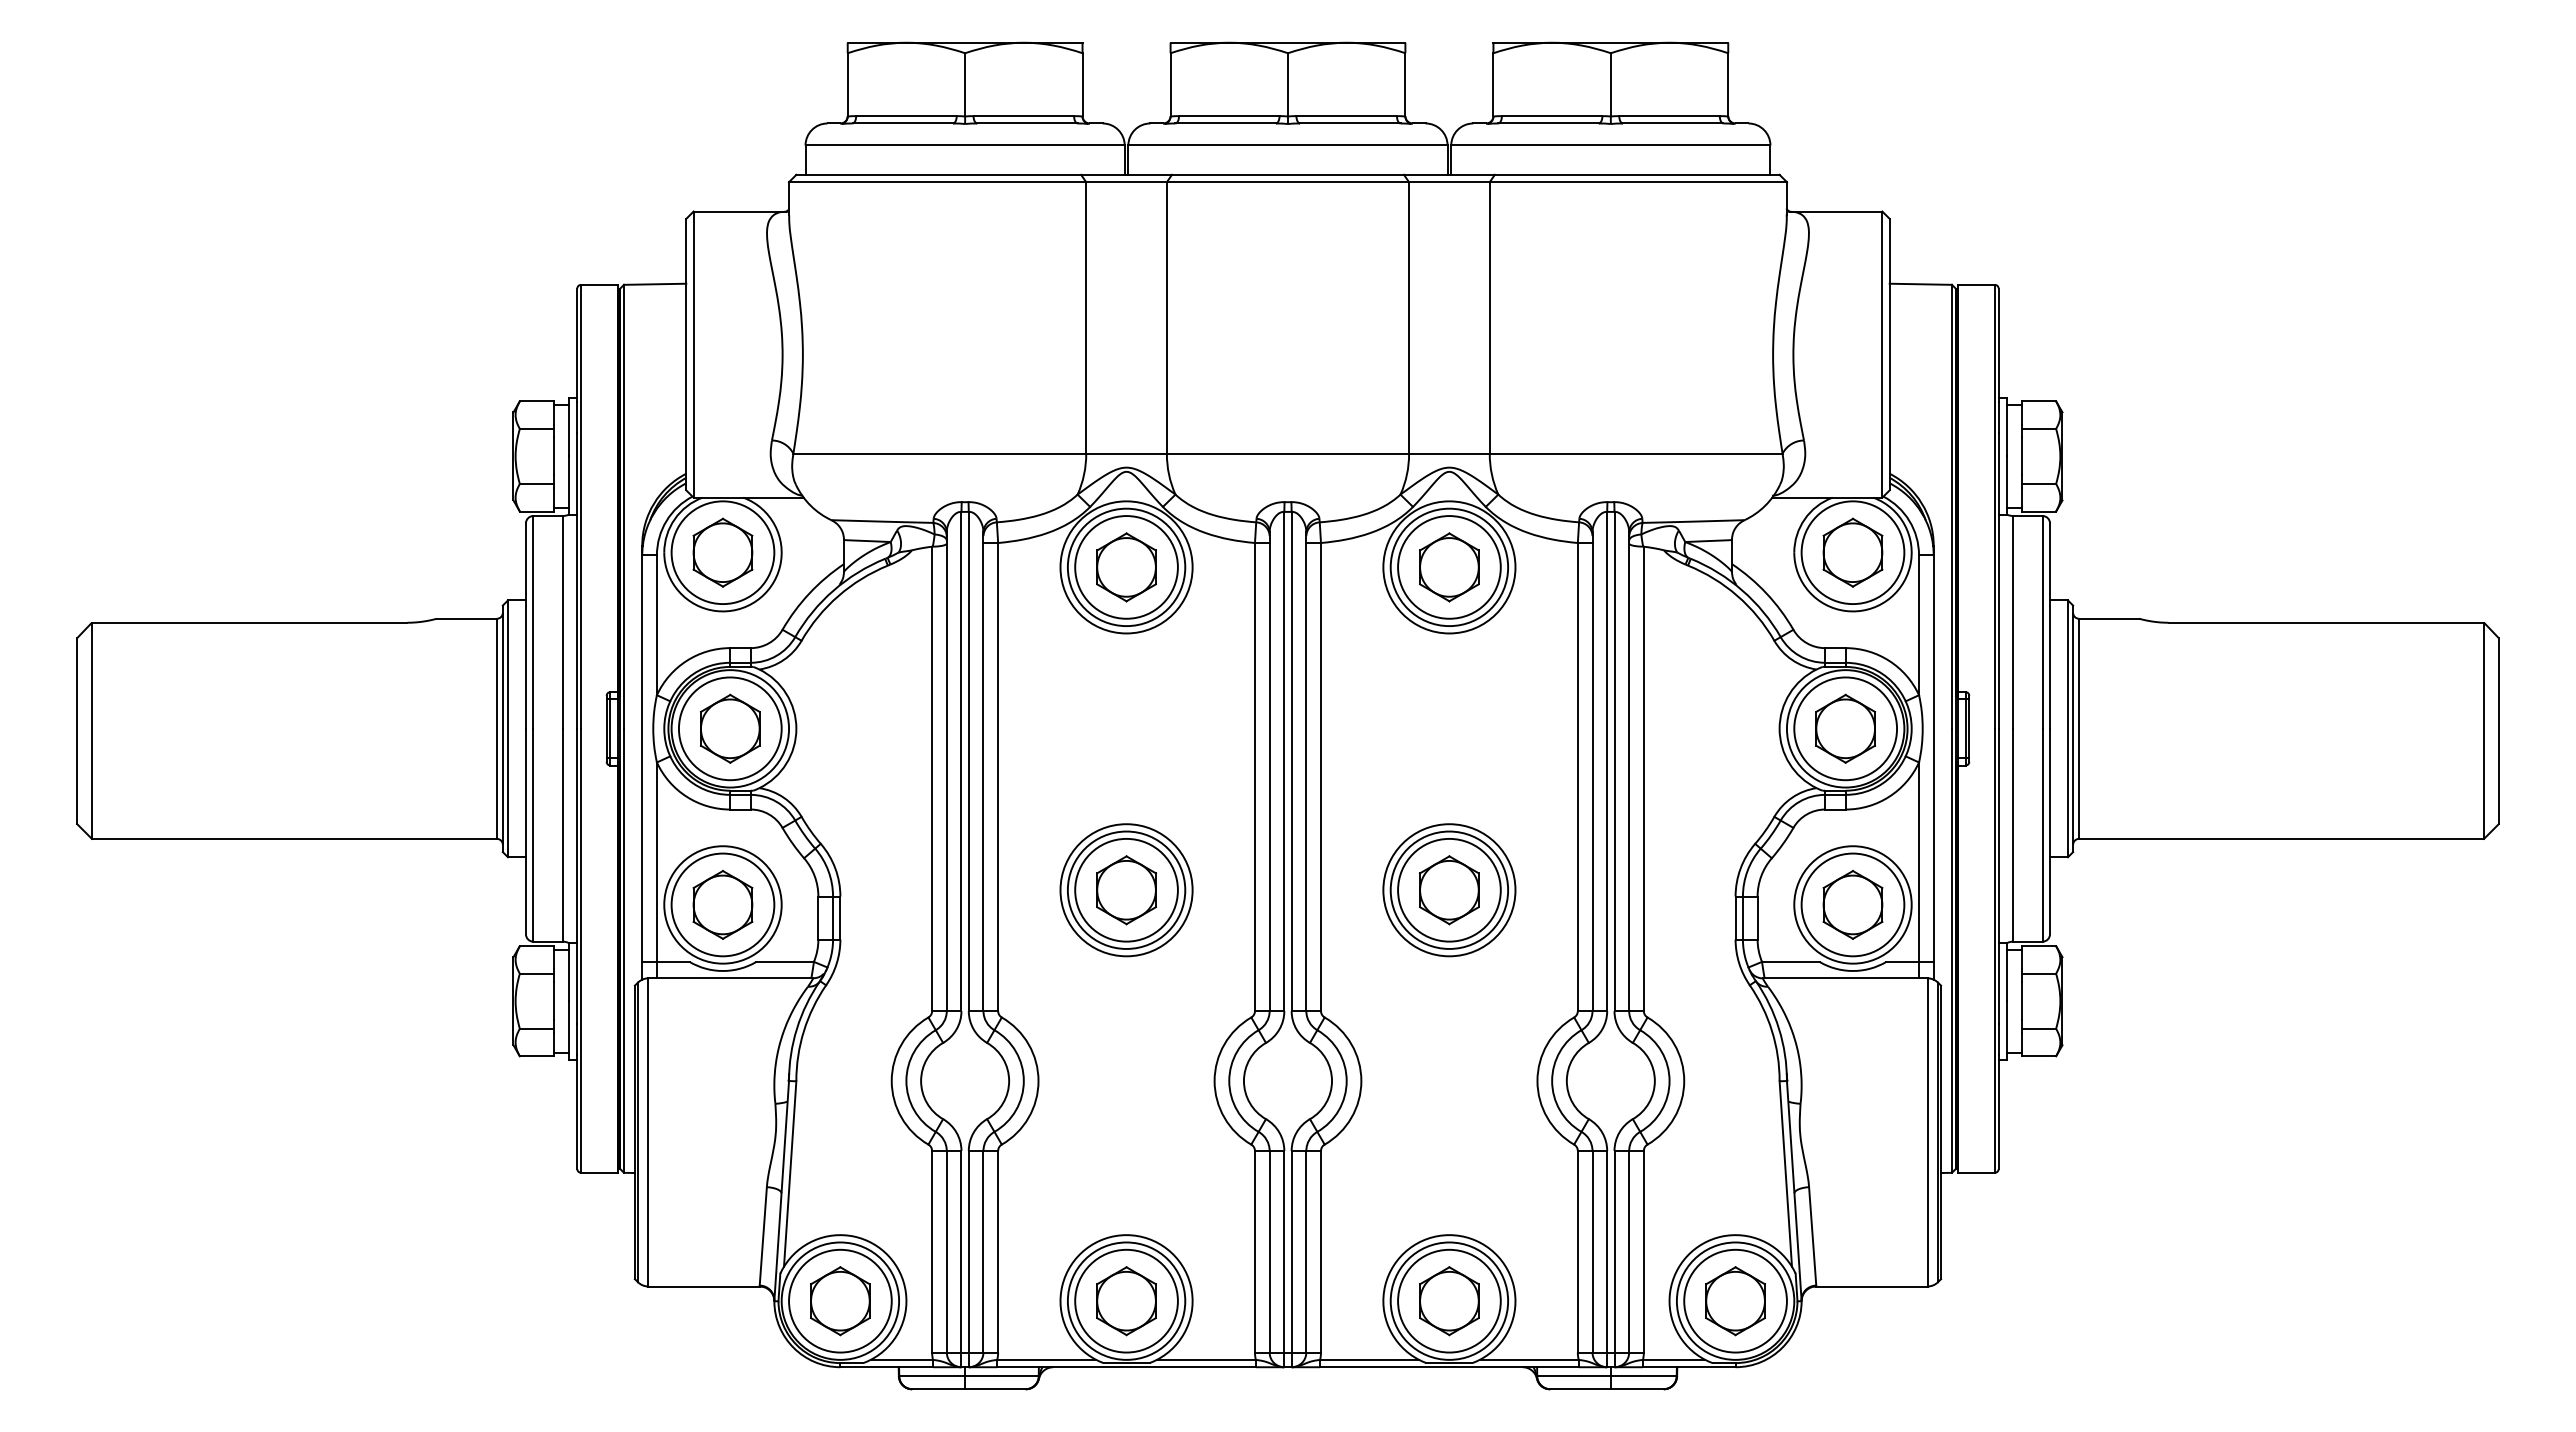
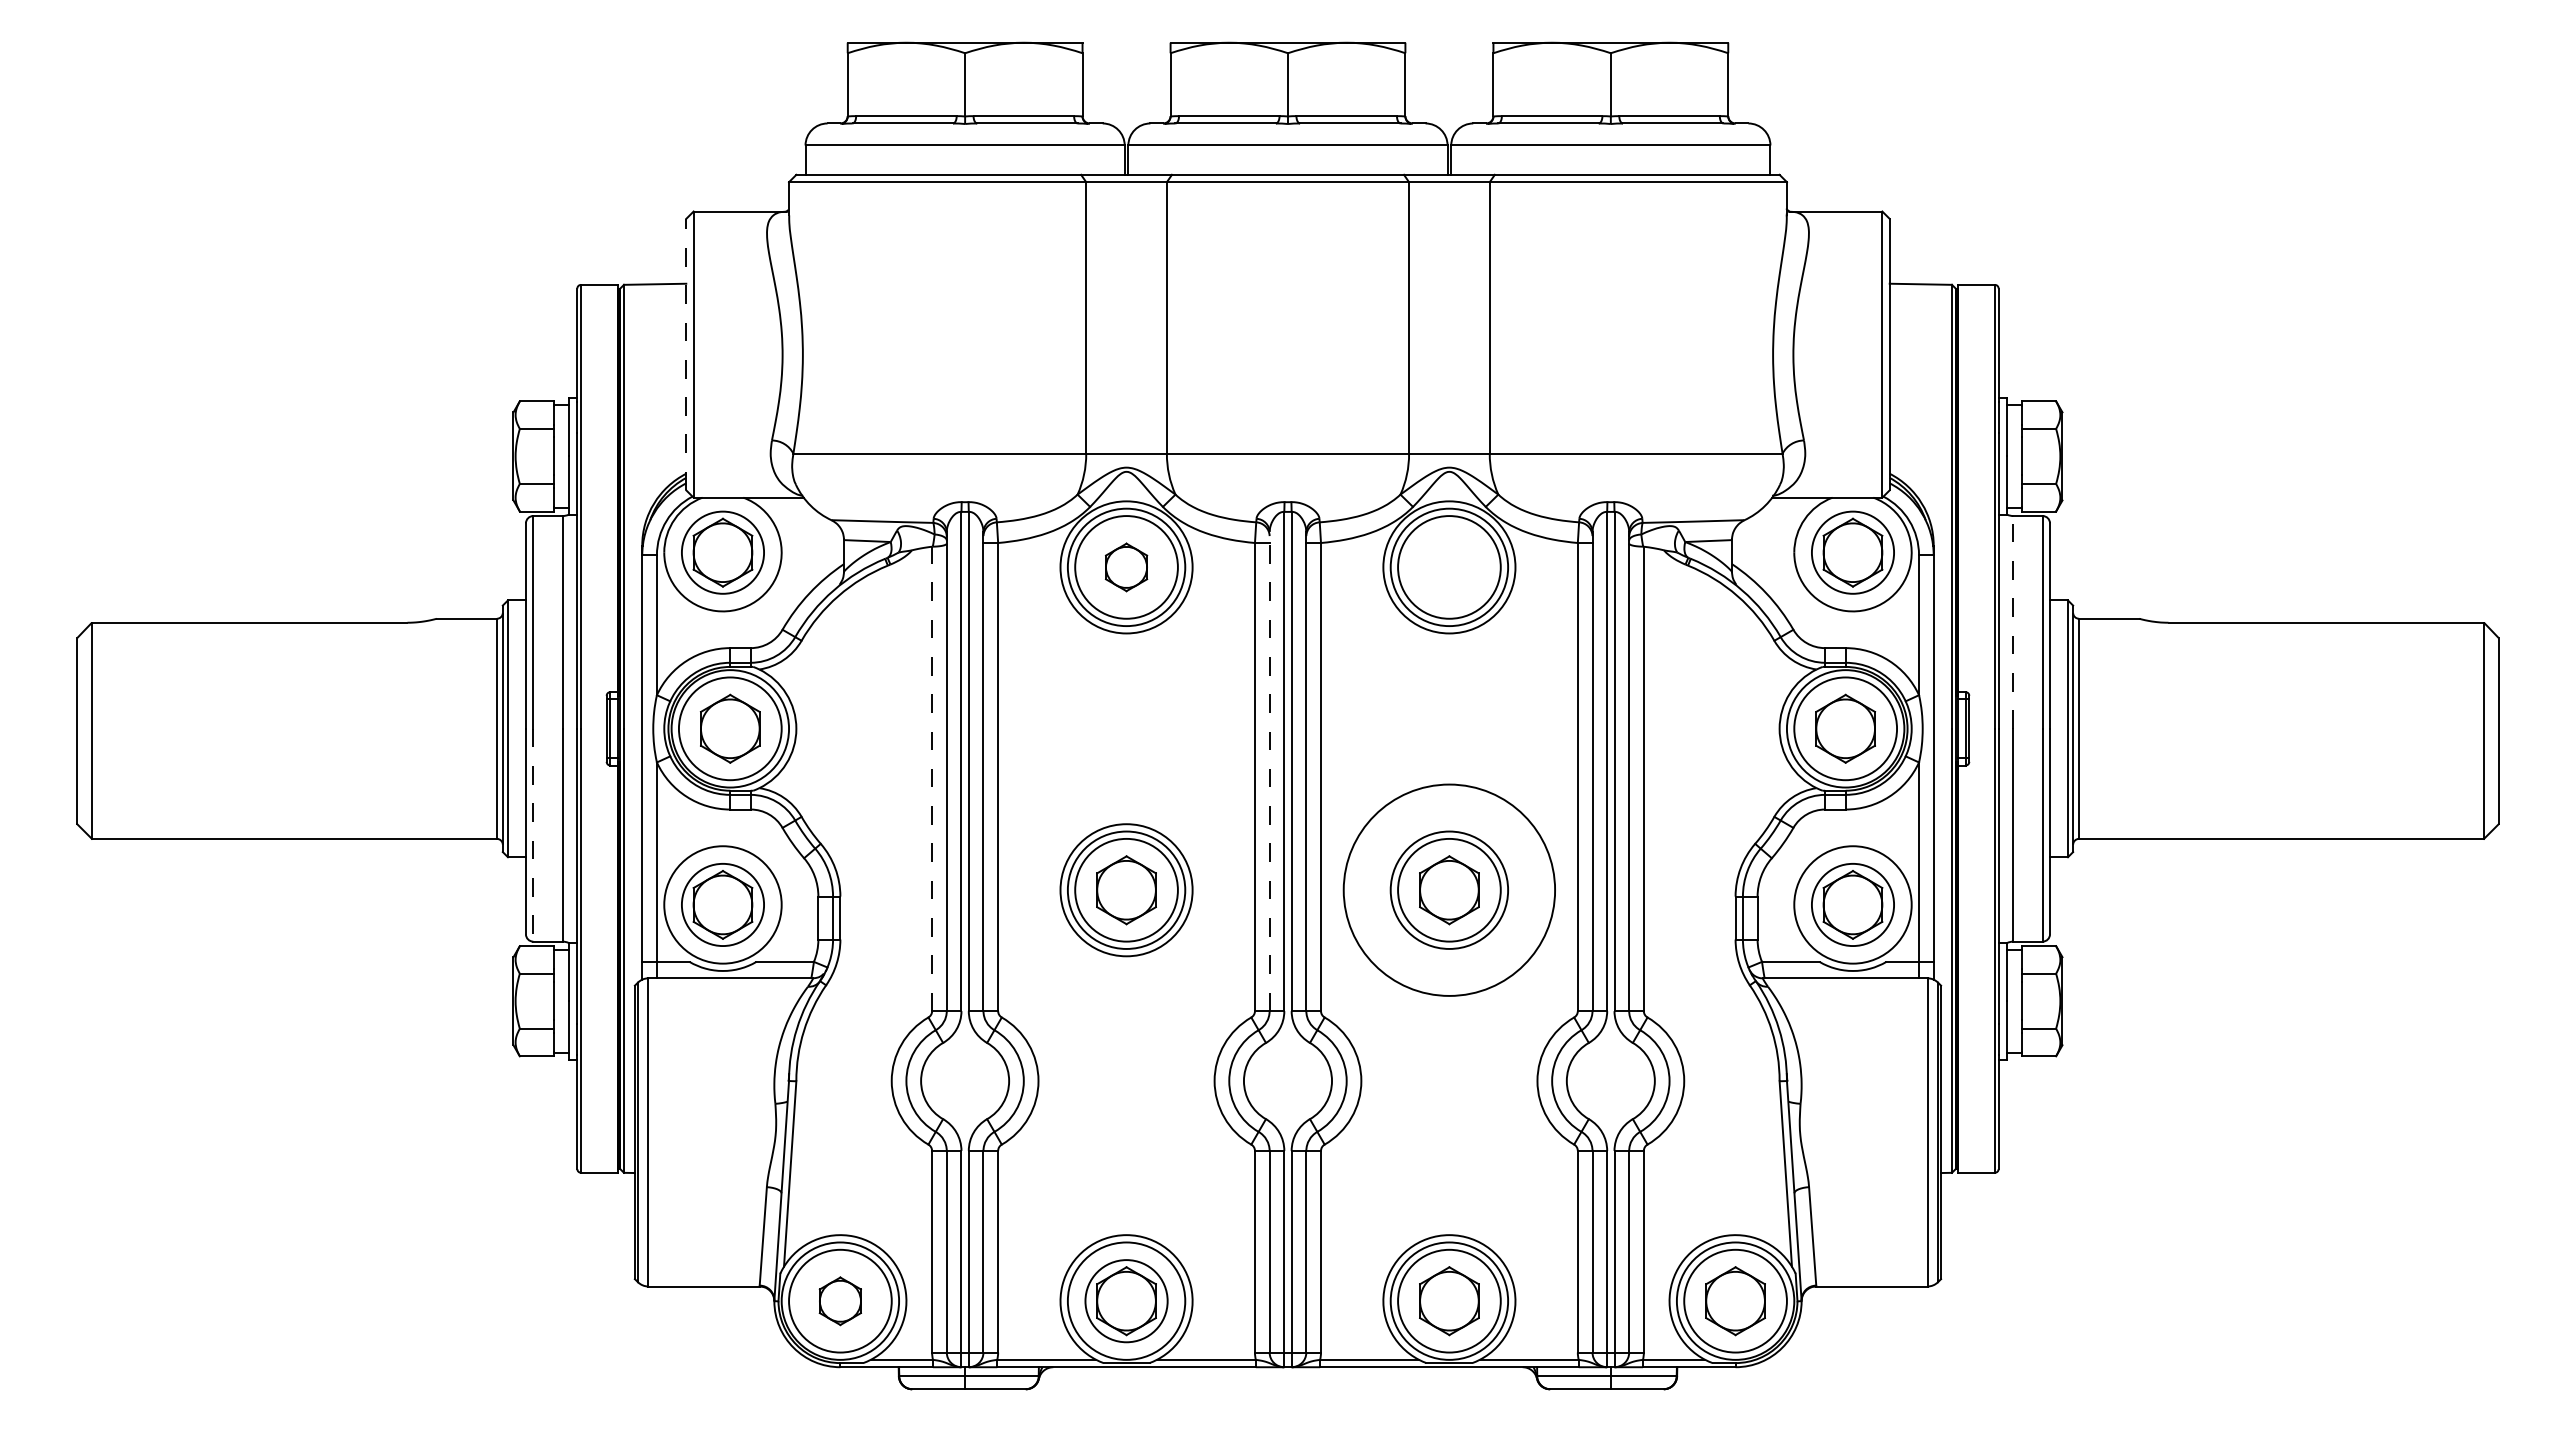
line: solid -> dashed (686, 354)
circle diameter: 103 px -> 82 px (722, 552)
circle diameter: 103 px -> 82 px (1852, 552)
part size: 61x71 px -> 44x51 px (1126, 567)
part: present -> none (1449, 567)
line: solid -> dashed (2013, 621)
line: solid -> dashed (1269, 771)
line: solid -> dashed (932, 778)
line: solid -> dashed (533, 835)
circle diameter: 132 px -> 211 px (1449, 889)
circle diameter: 103 px -> 82 px (722, 904)
circle diameter: 103 px -> 82 px (1852, 904)
circle diameter: 103 px -> 82 px (1126, 1301)
part size: 61x71 px -> 44x51 px (839, 1301)
